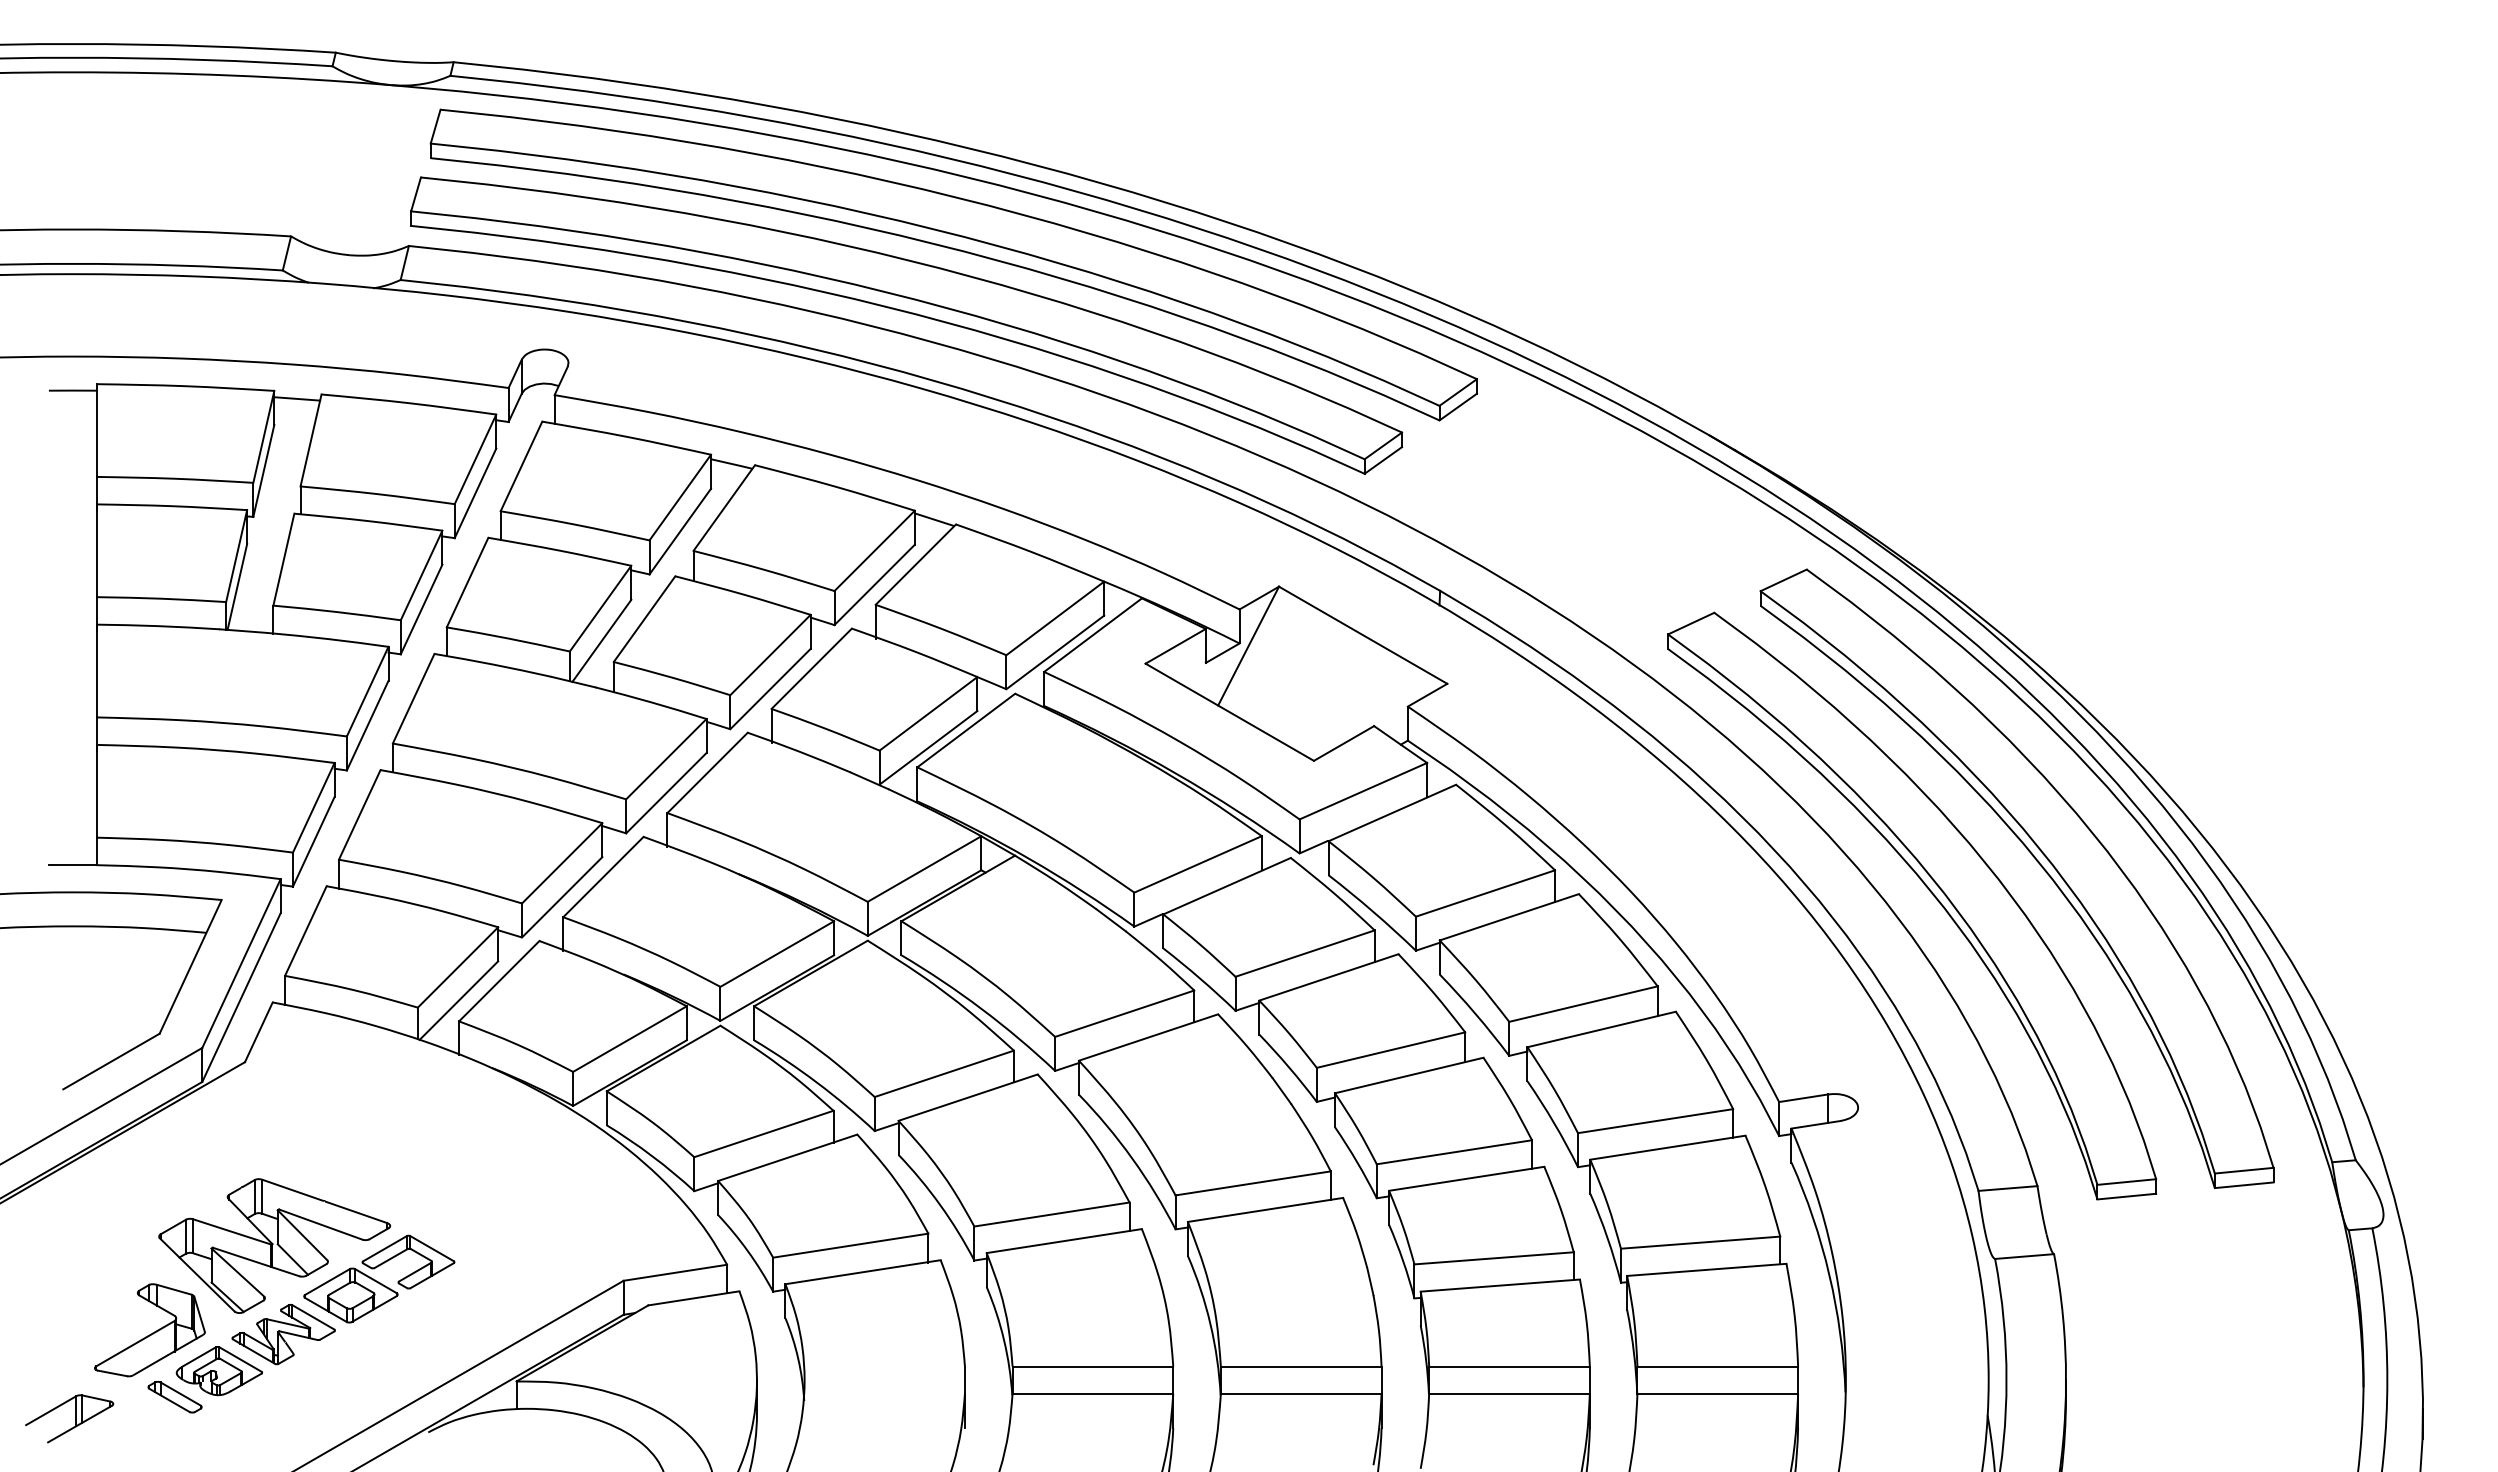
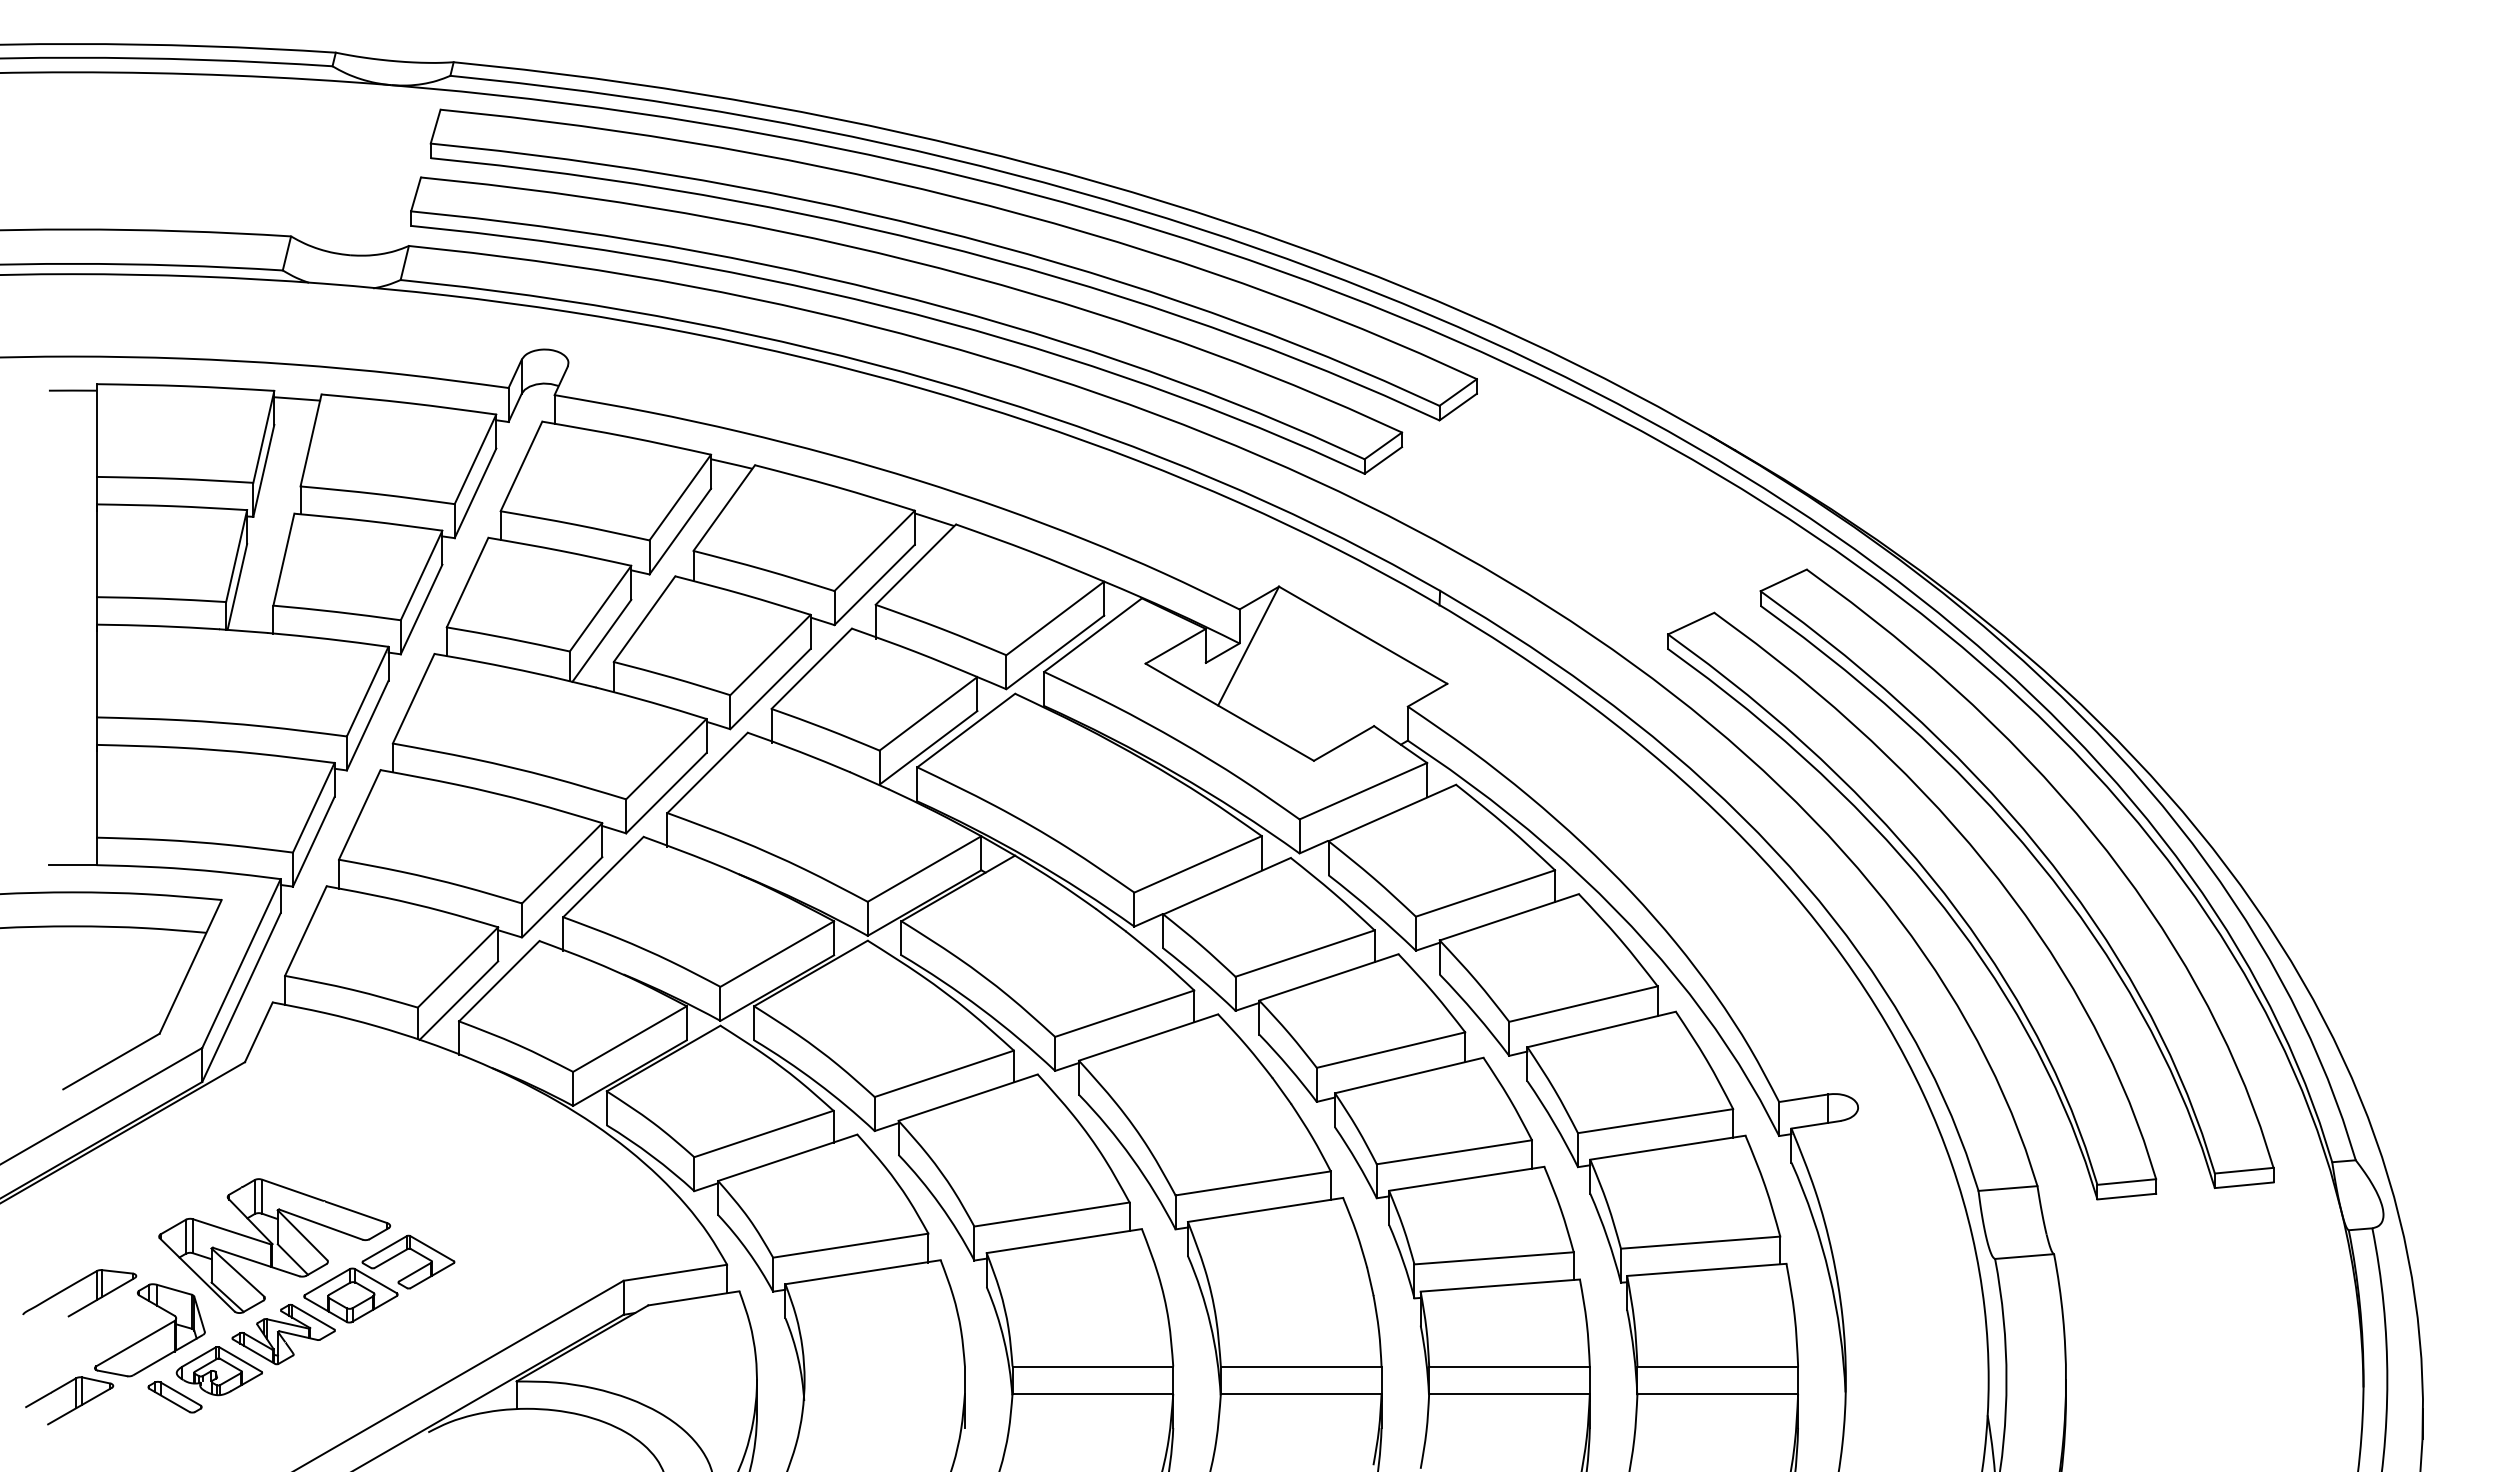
part: none -> present (75, 1284)
part position: (69, 1418) -> (69, 1400) (69, 1400)
